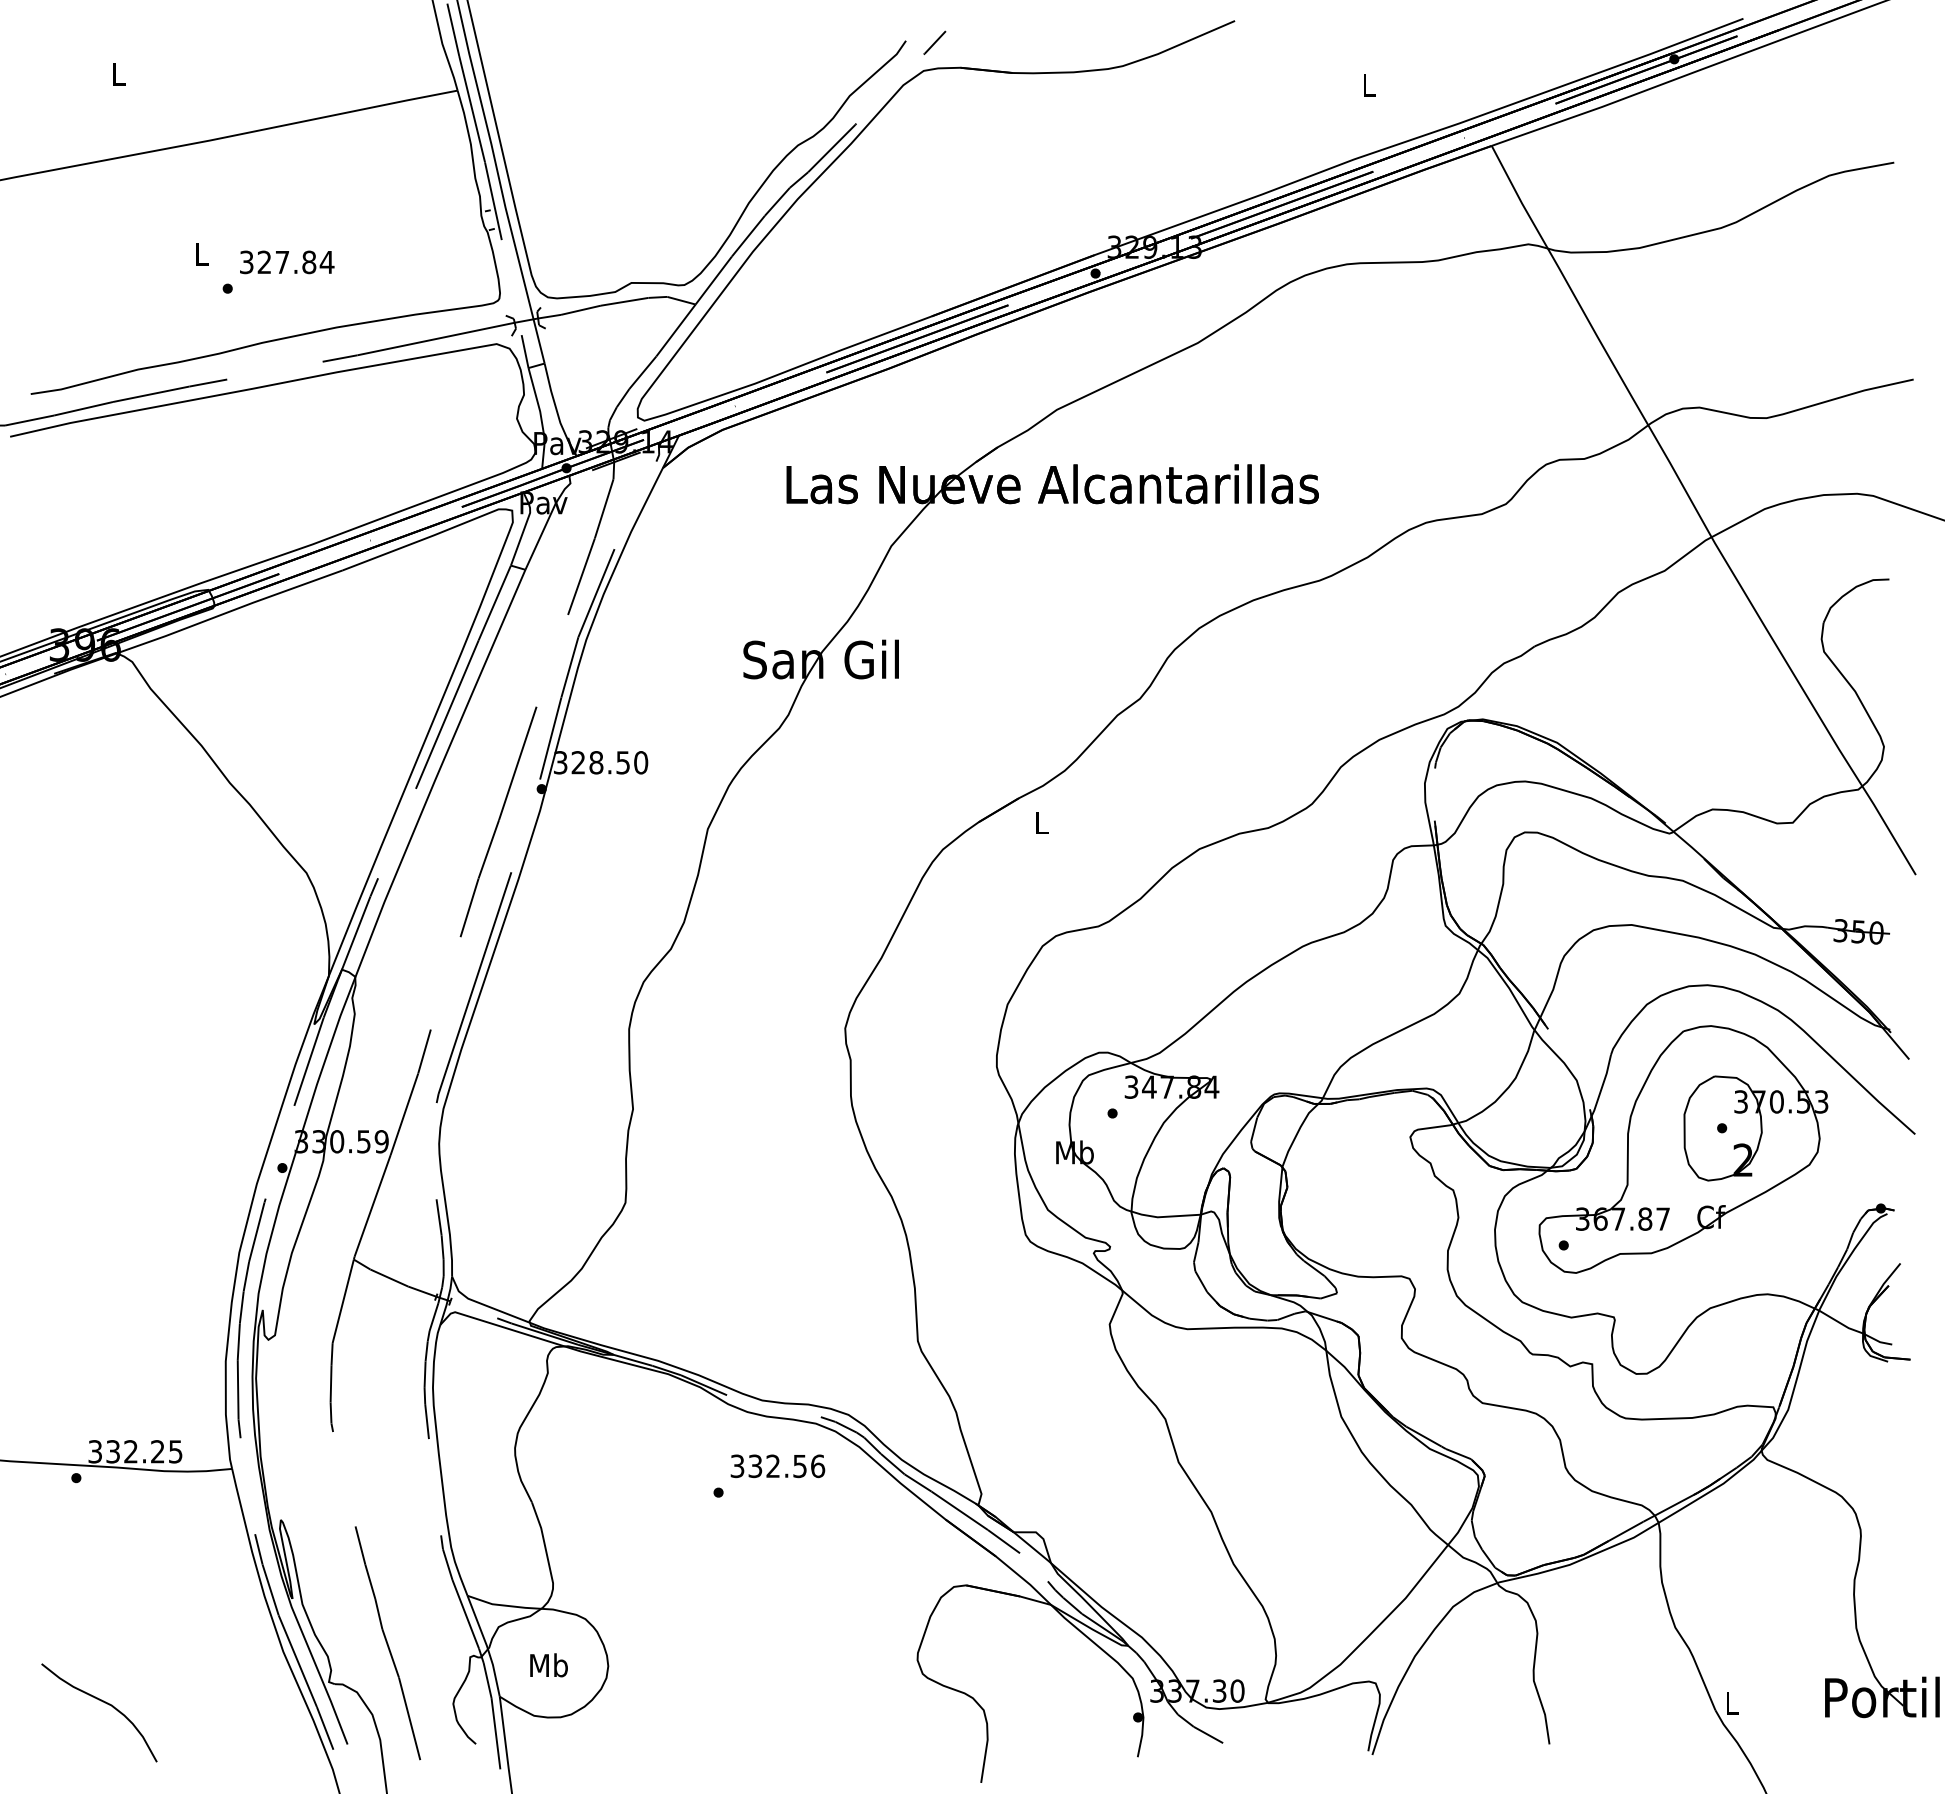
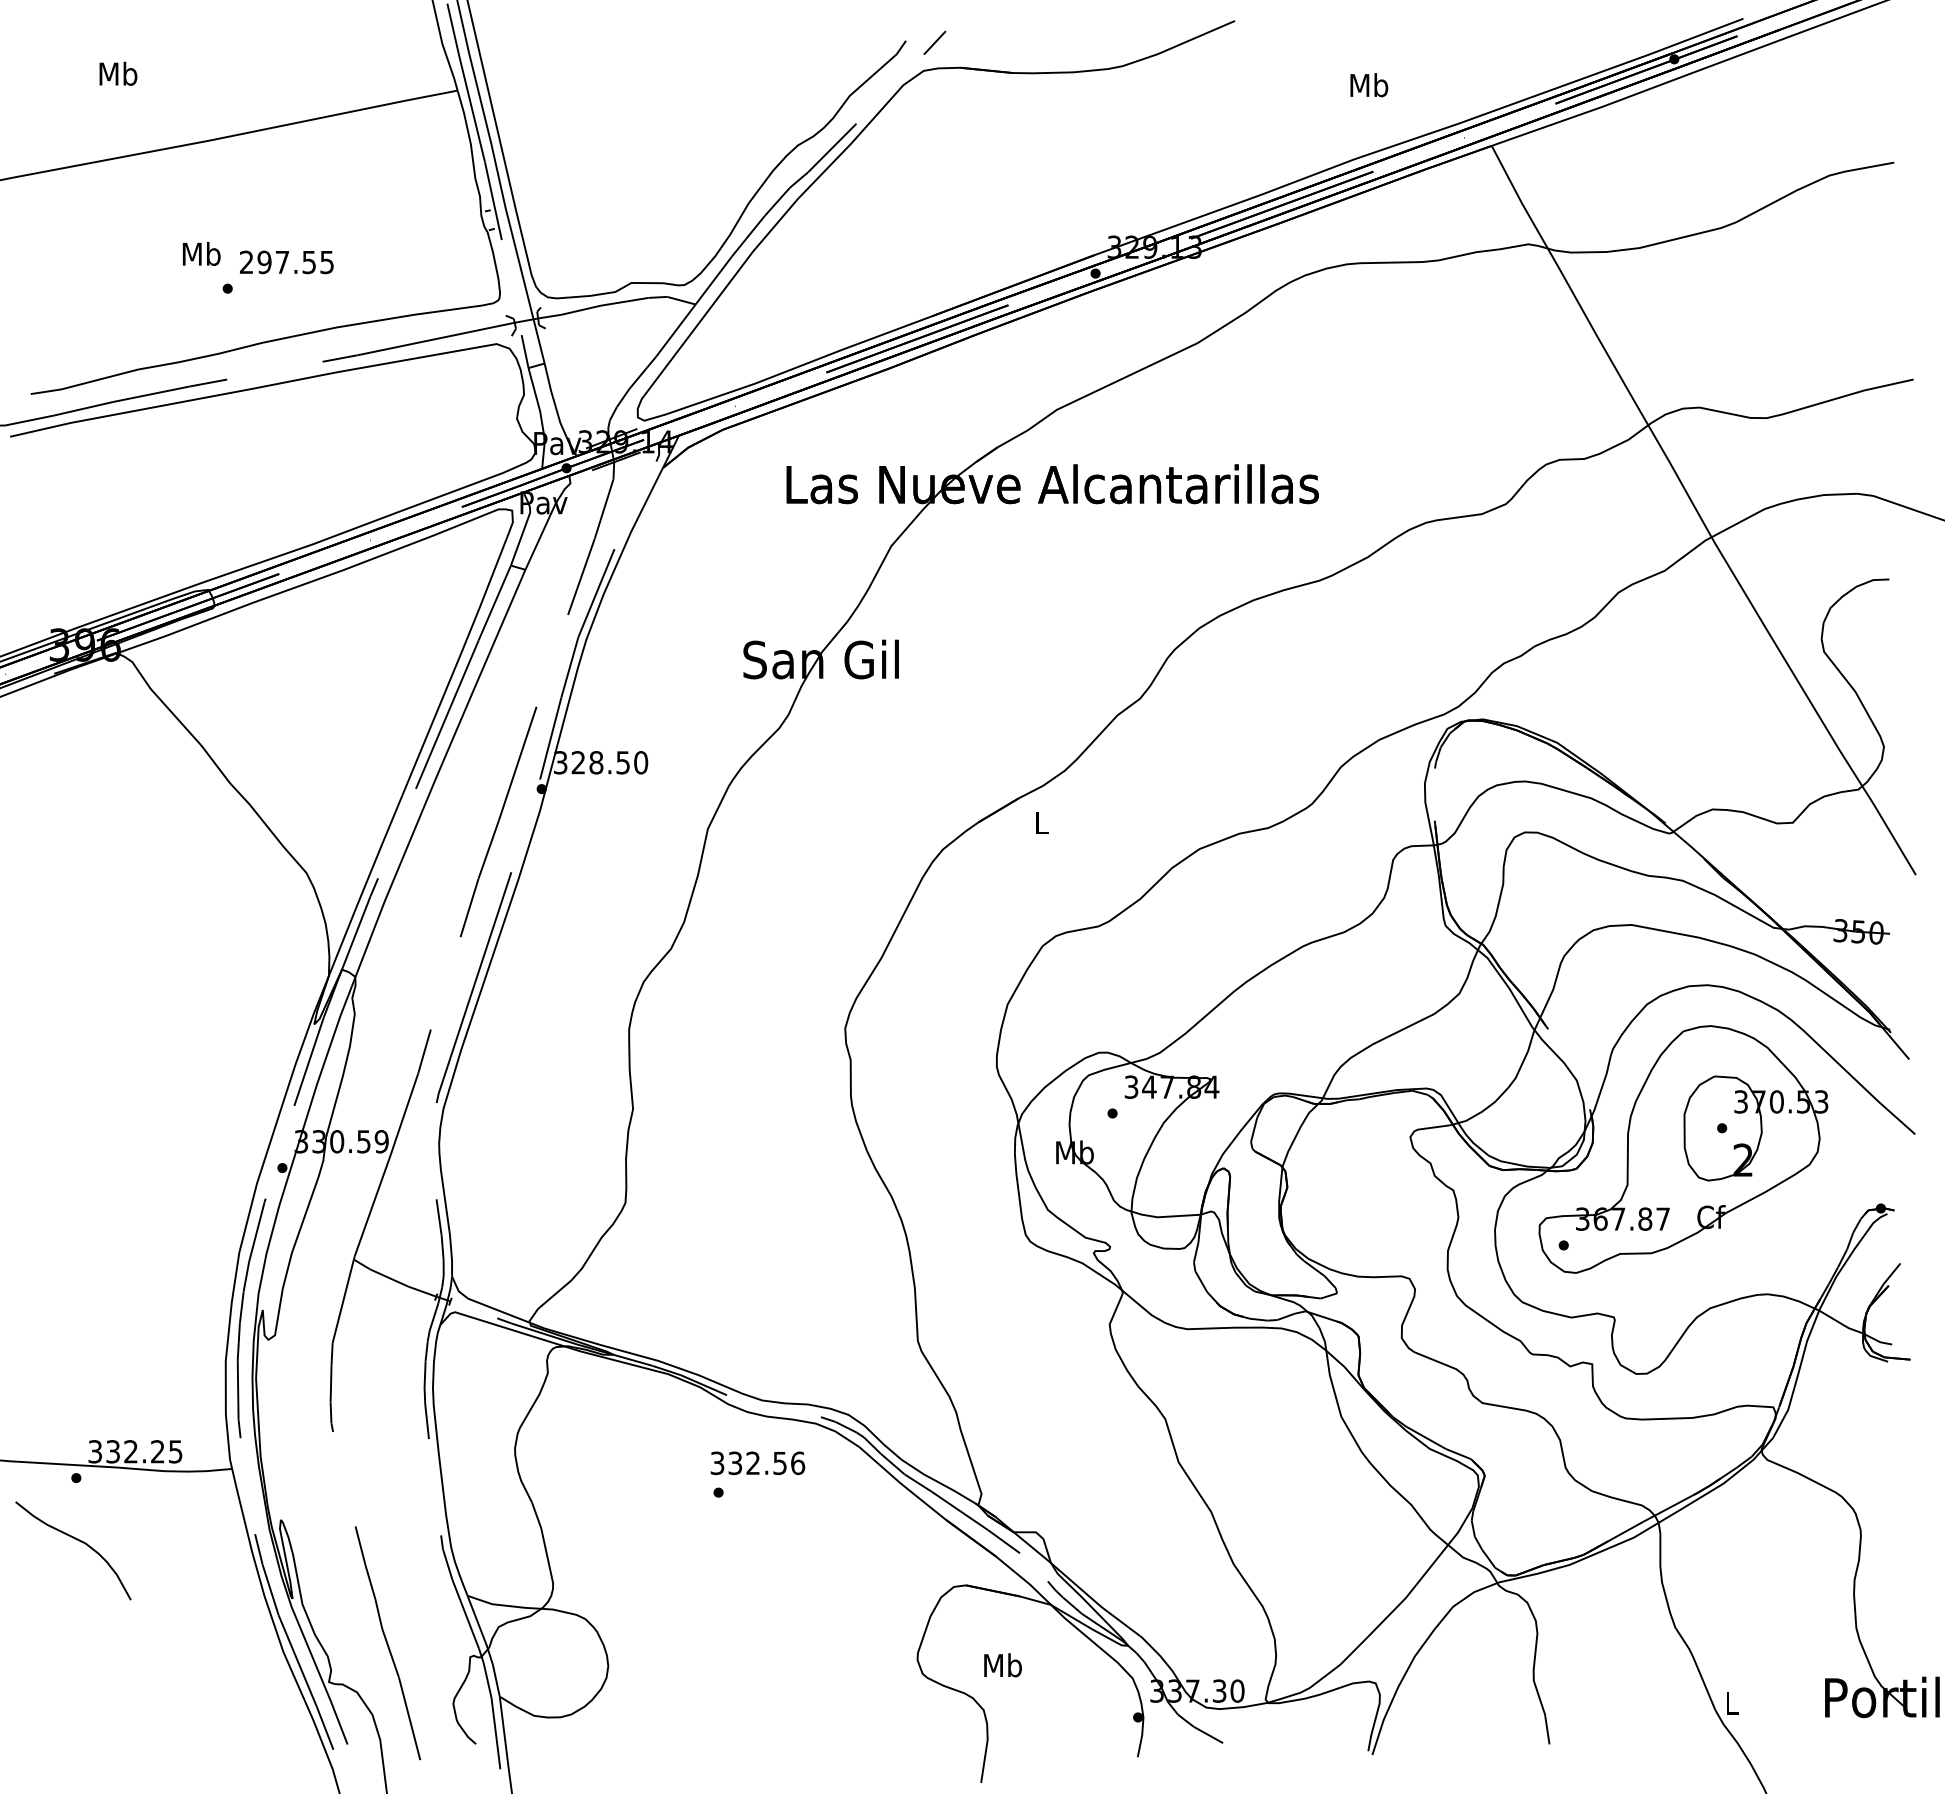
text: L -> Mb (118, 73)
text: L -> Mb (1369, 85)
text: L -> Mb (201, 253)
text: 327.84 -> 297.55 (287, 262)
text position: (777, 1466) -> (757, 1463) (757, 1463)
text position: (548, 1665) -> (1002, 1665) (1002, 1665)
curve position: (102, 1702) -> (76, 1540) (76, 1540)
